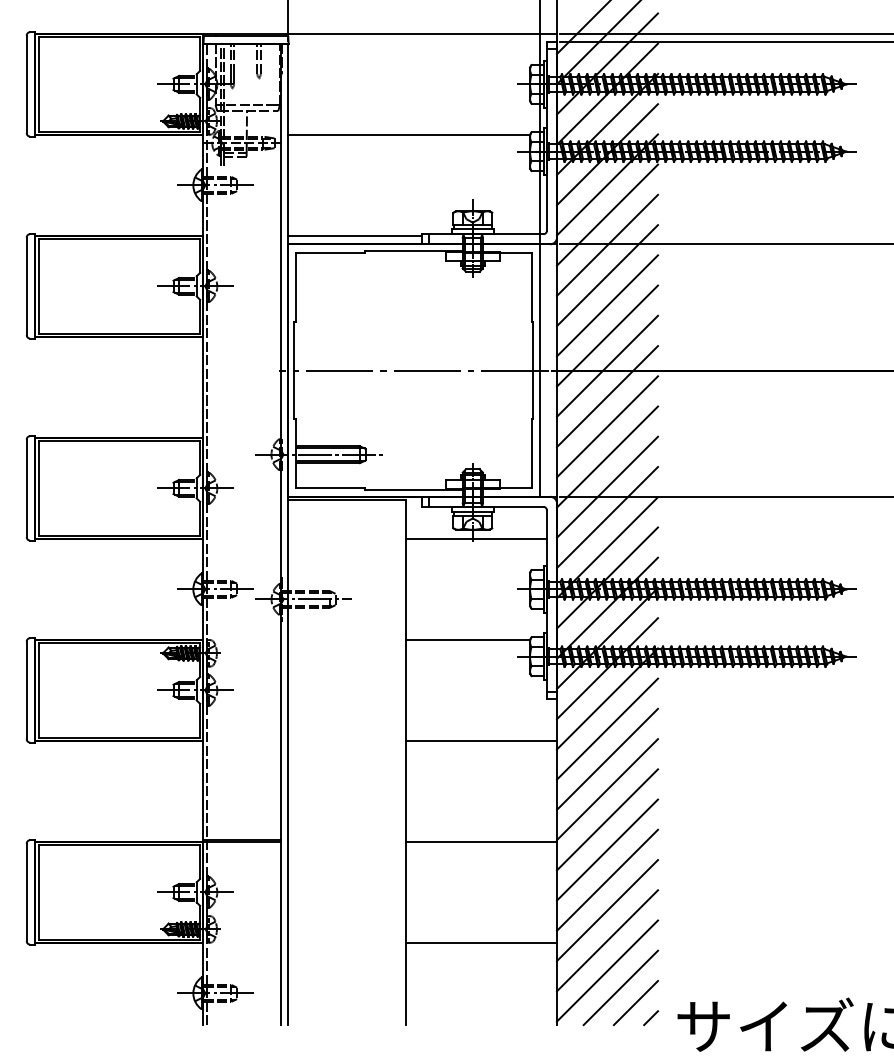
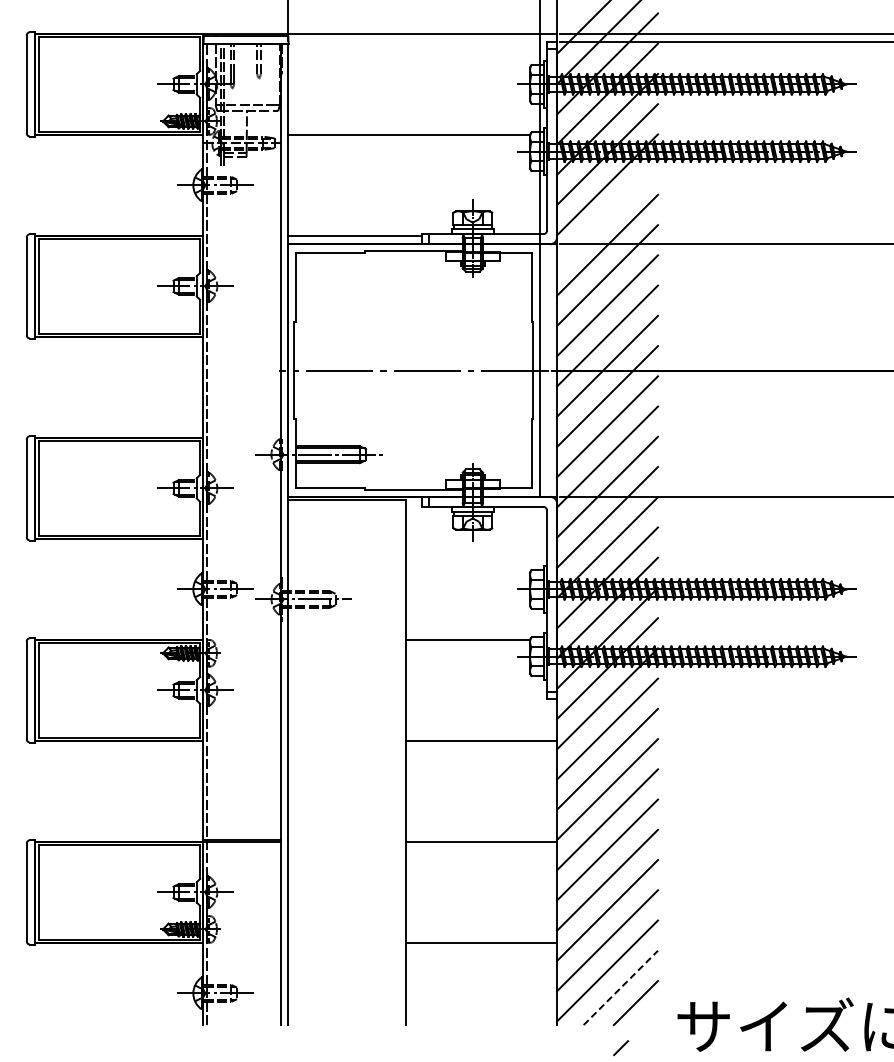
line: present -> none (607, 214)
line: present -> none (475, 538)
line: solid -> dashed (620, 987)
line position: (651, 1018) -> (621, 1048) (621, 1048)
